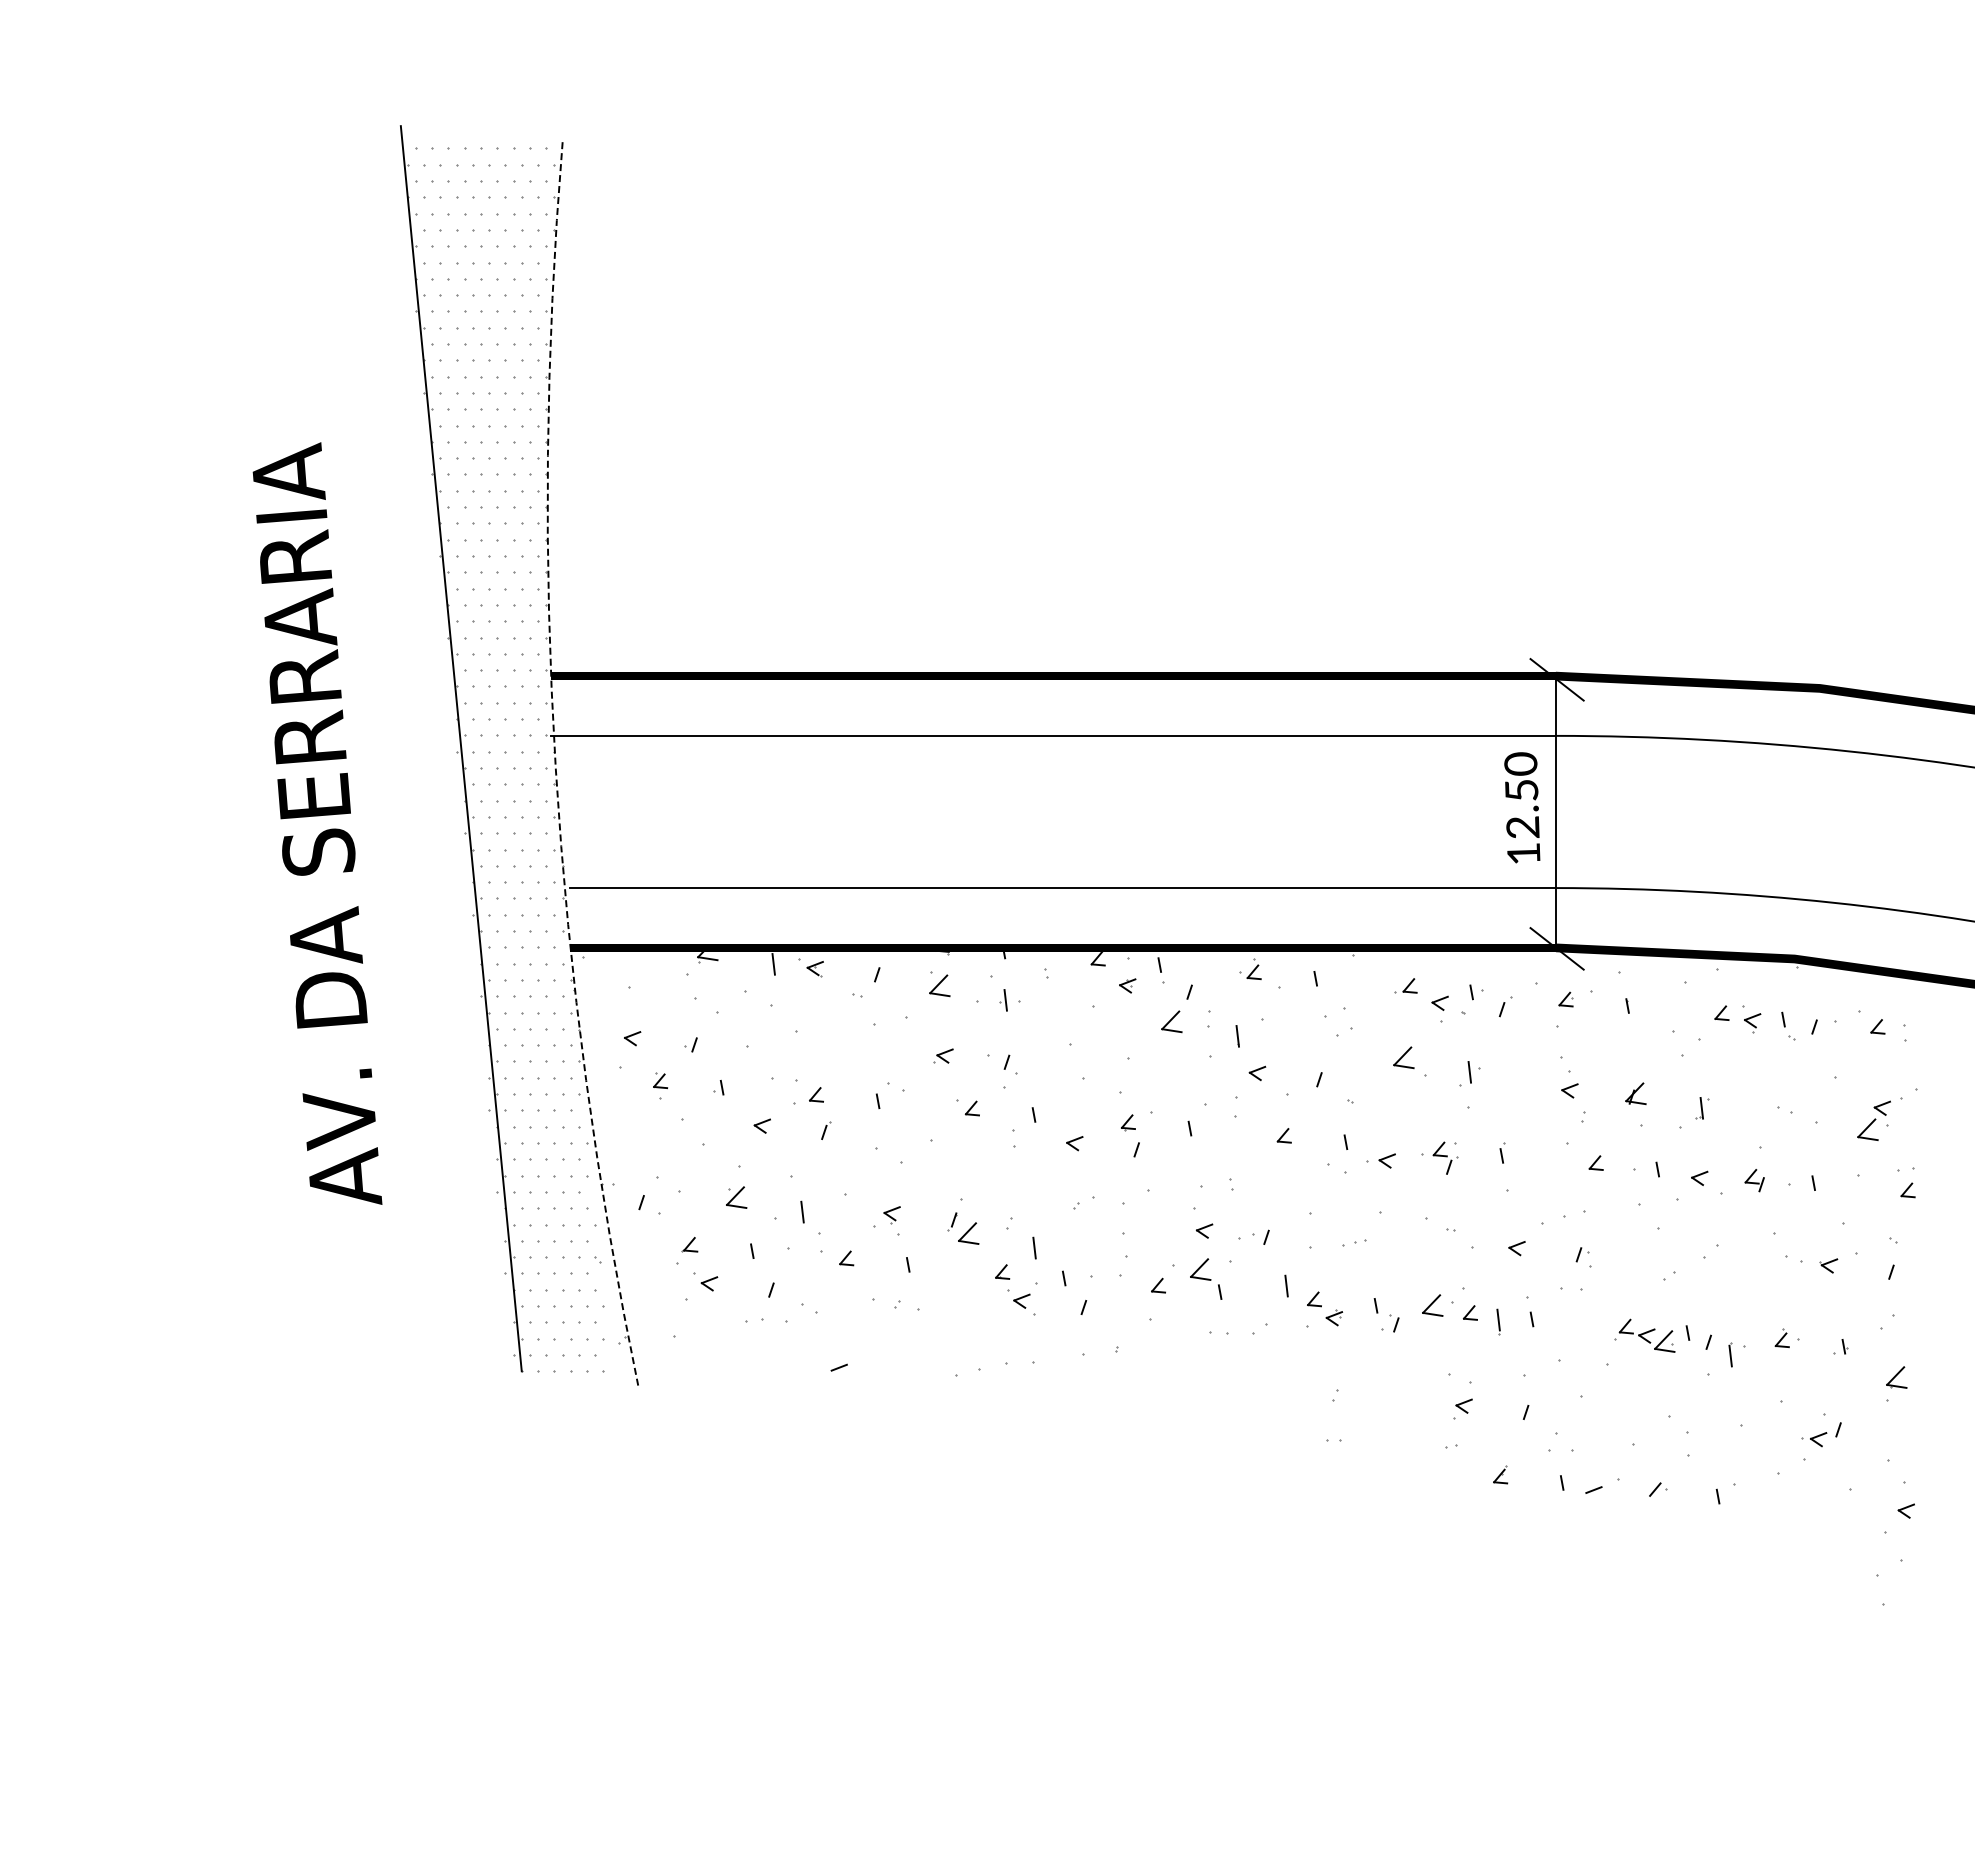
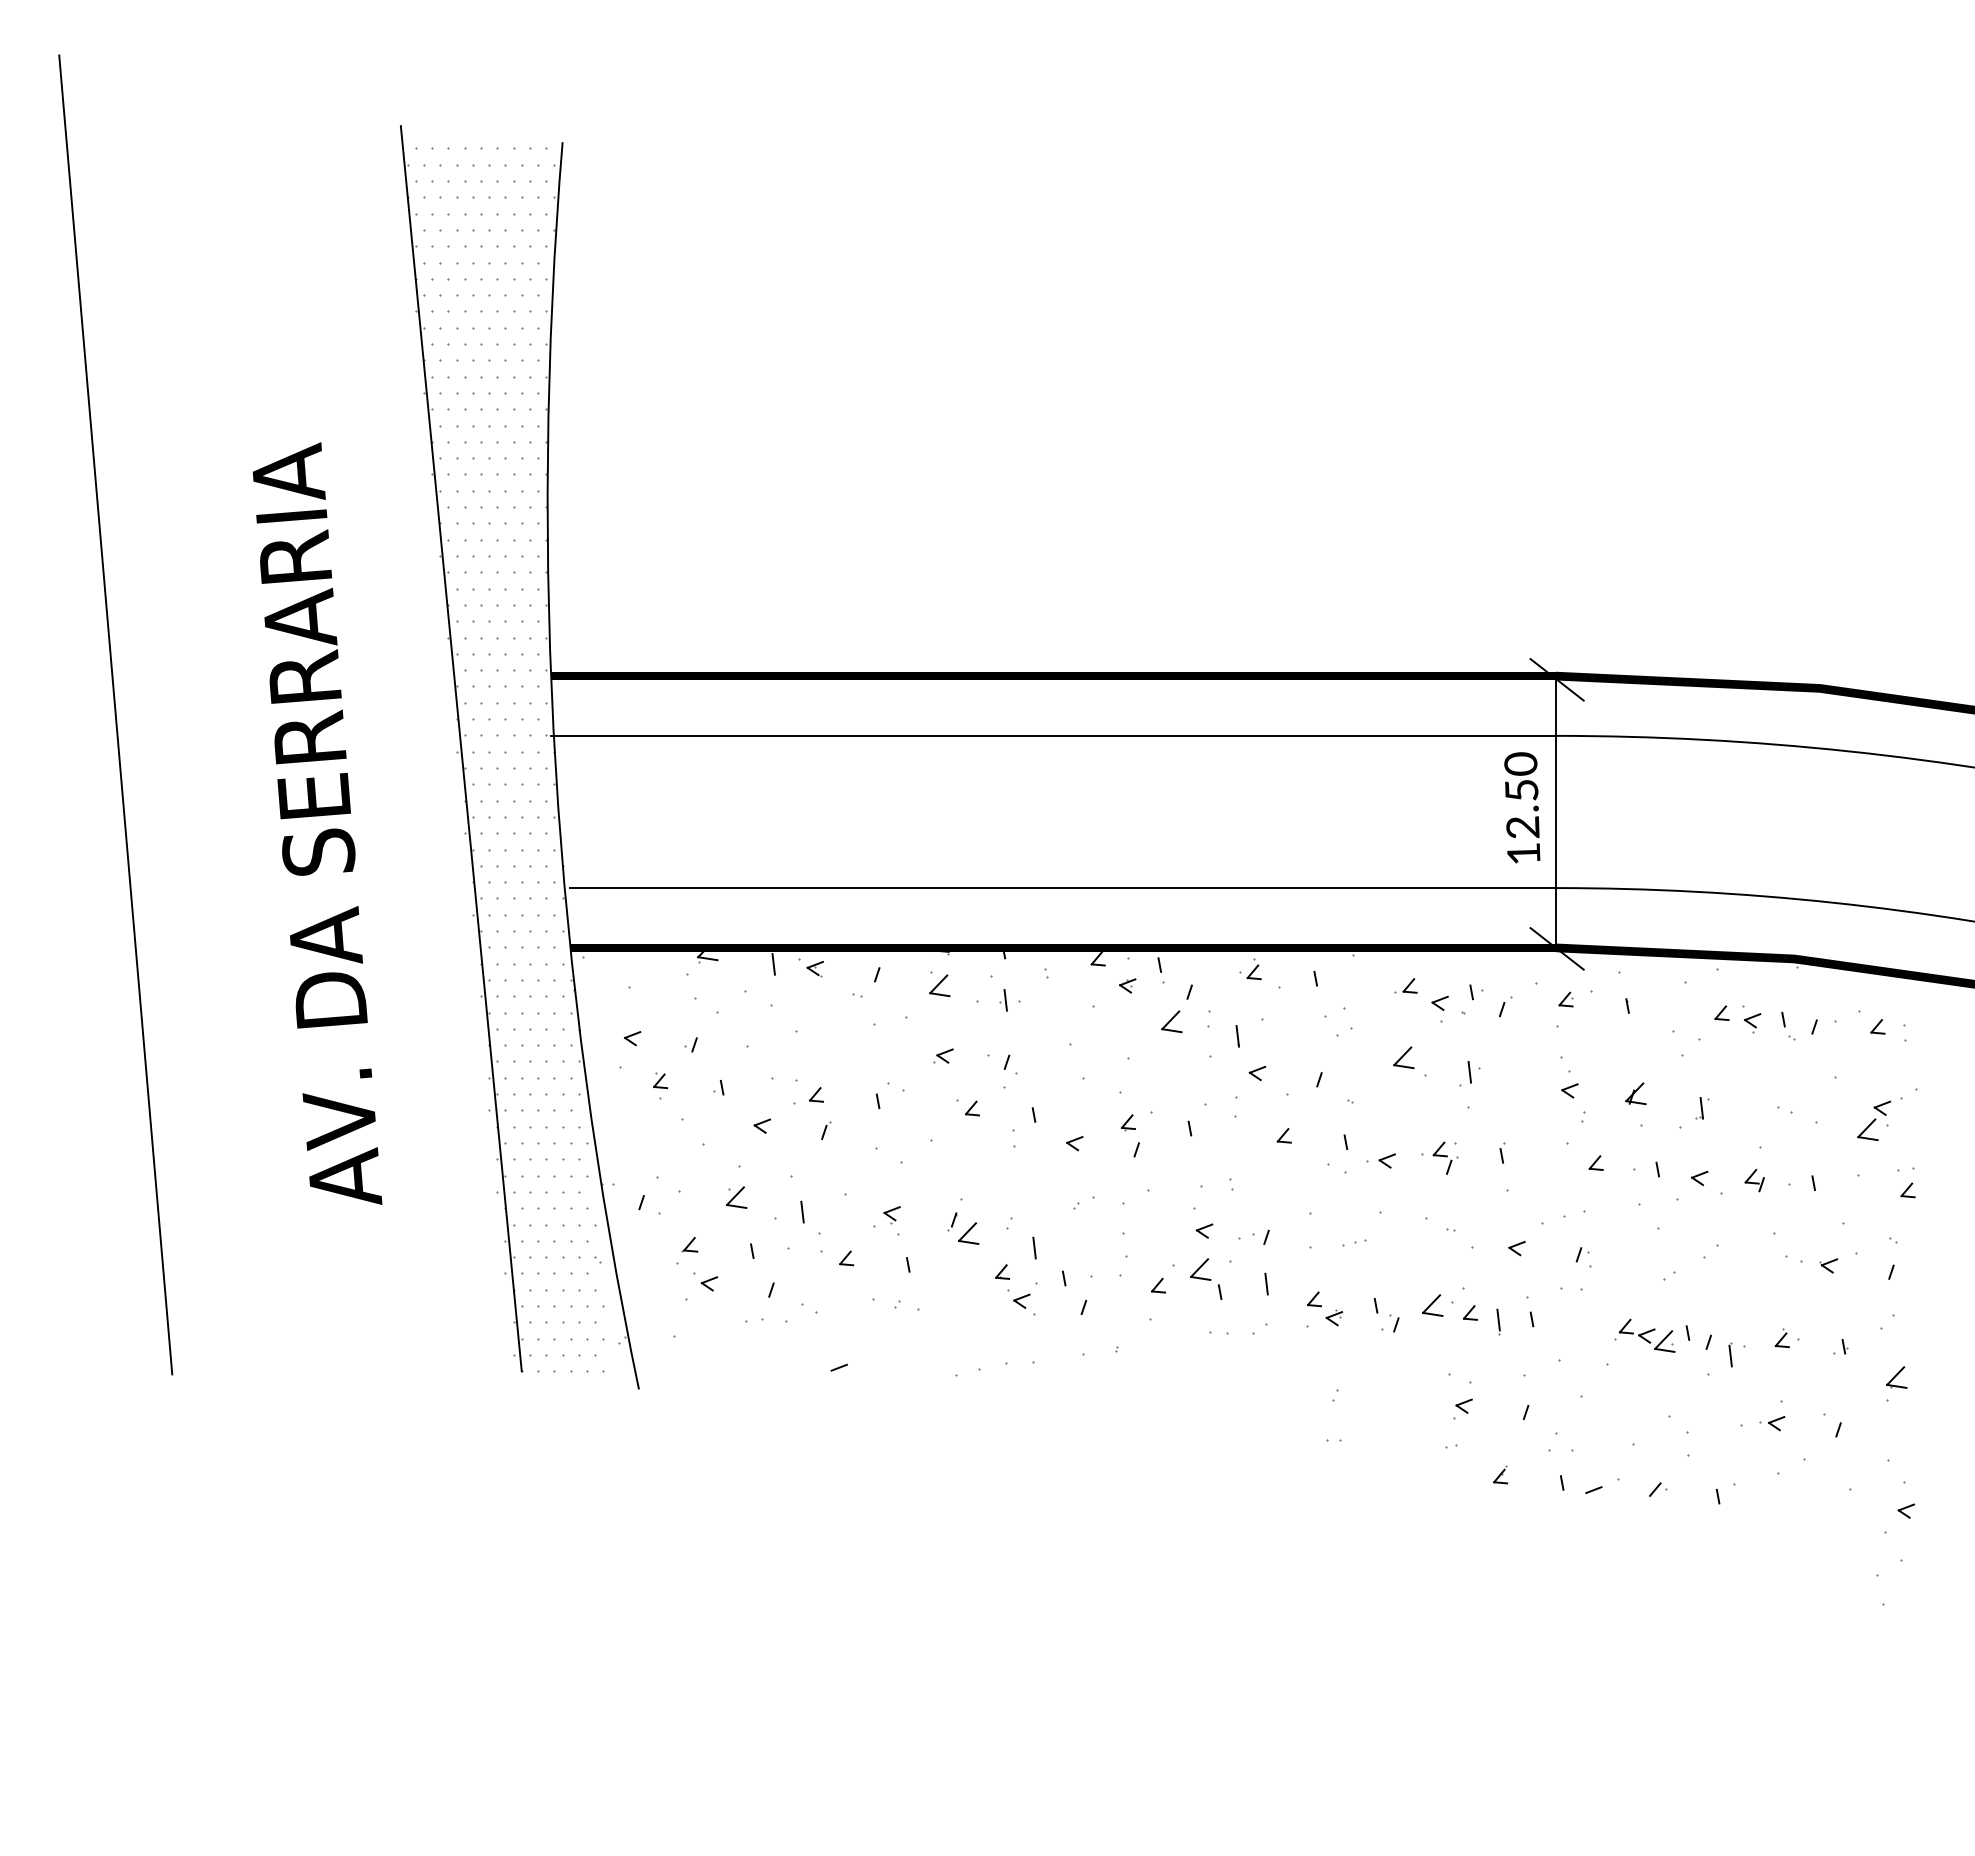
line: none -> present (115, 714)
arc: dashed -> solid (555, 768)
line position: (1286, 1285) -> (1266, 1283) (1266, 1283)
part position: (1814, 1439) -> (1772, 1423) (1772, 1423)
